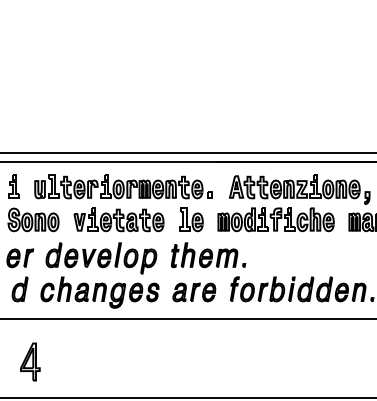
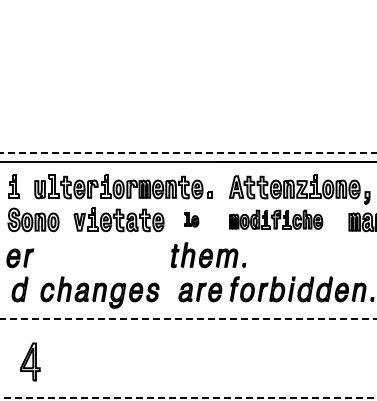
line: solid -> dashed (188, 152)
part size: 25x26 px -> 16x16 px (191, 219)
part size: 118x26 px -> 95x21 px (276, 219)
part: present -> none (101, 258)
part position: (194, 292) -> (200, 292) (200, 292)
line: solid -> dashed (188, 319)
line: solid -> dashed (188, 397)
